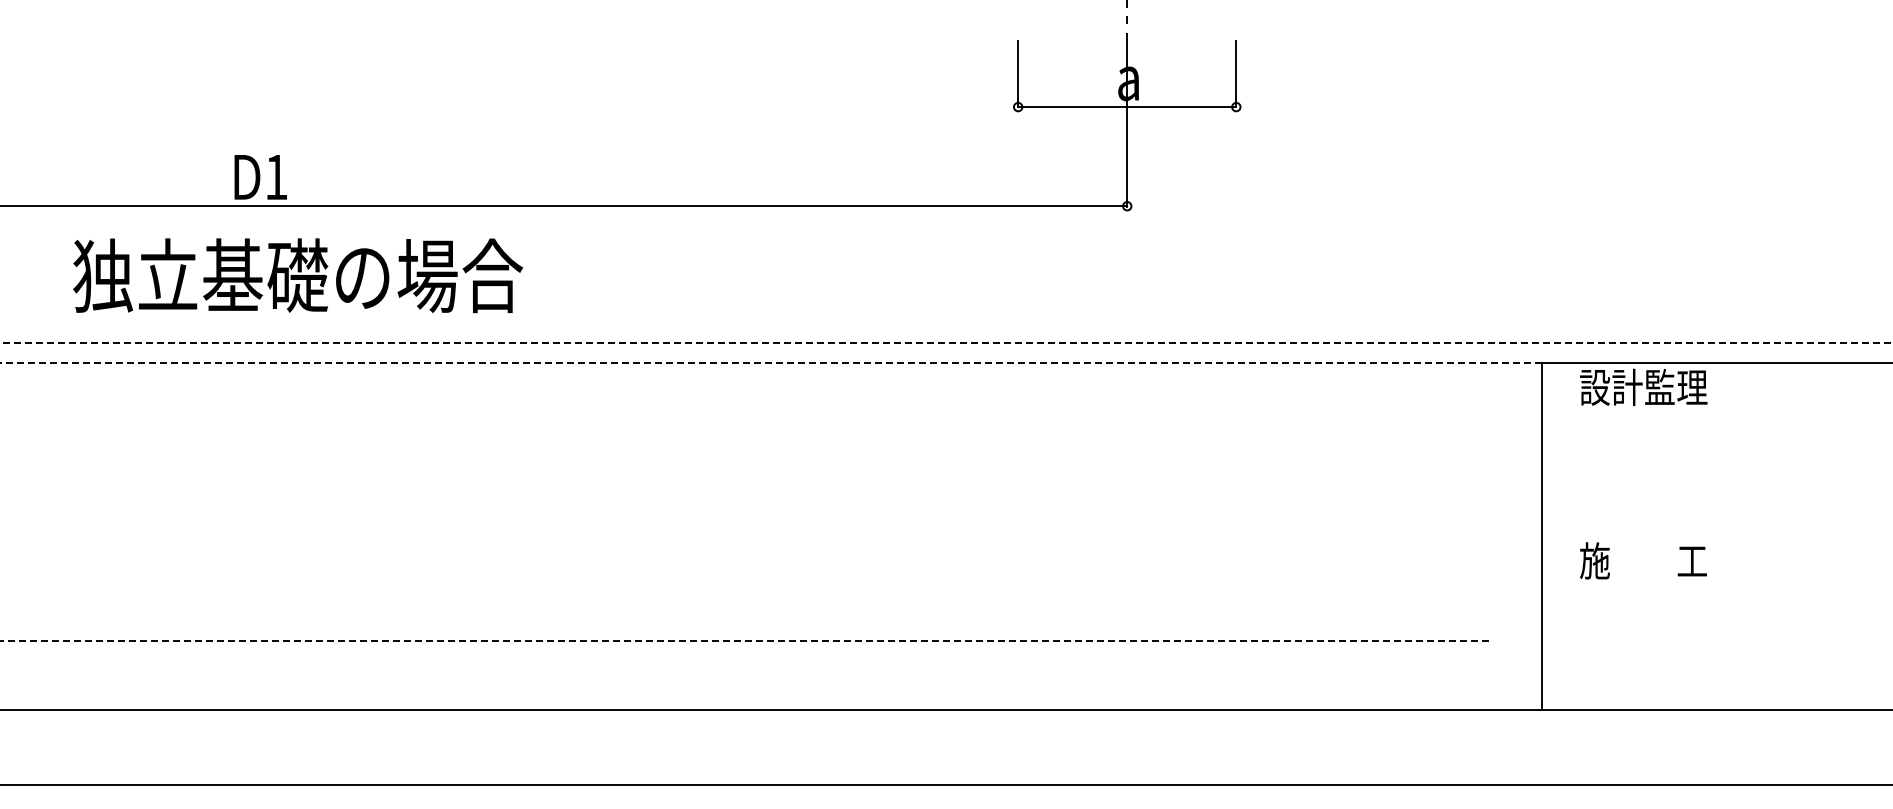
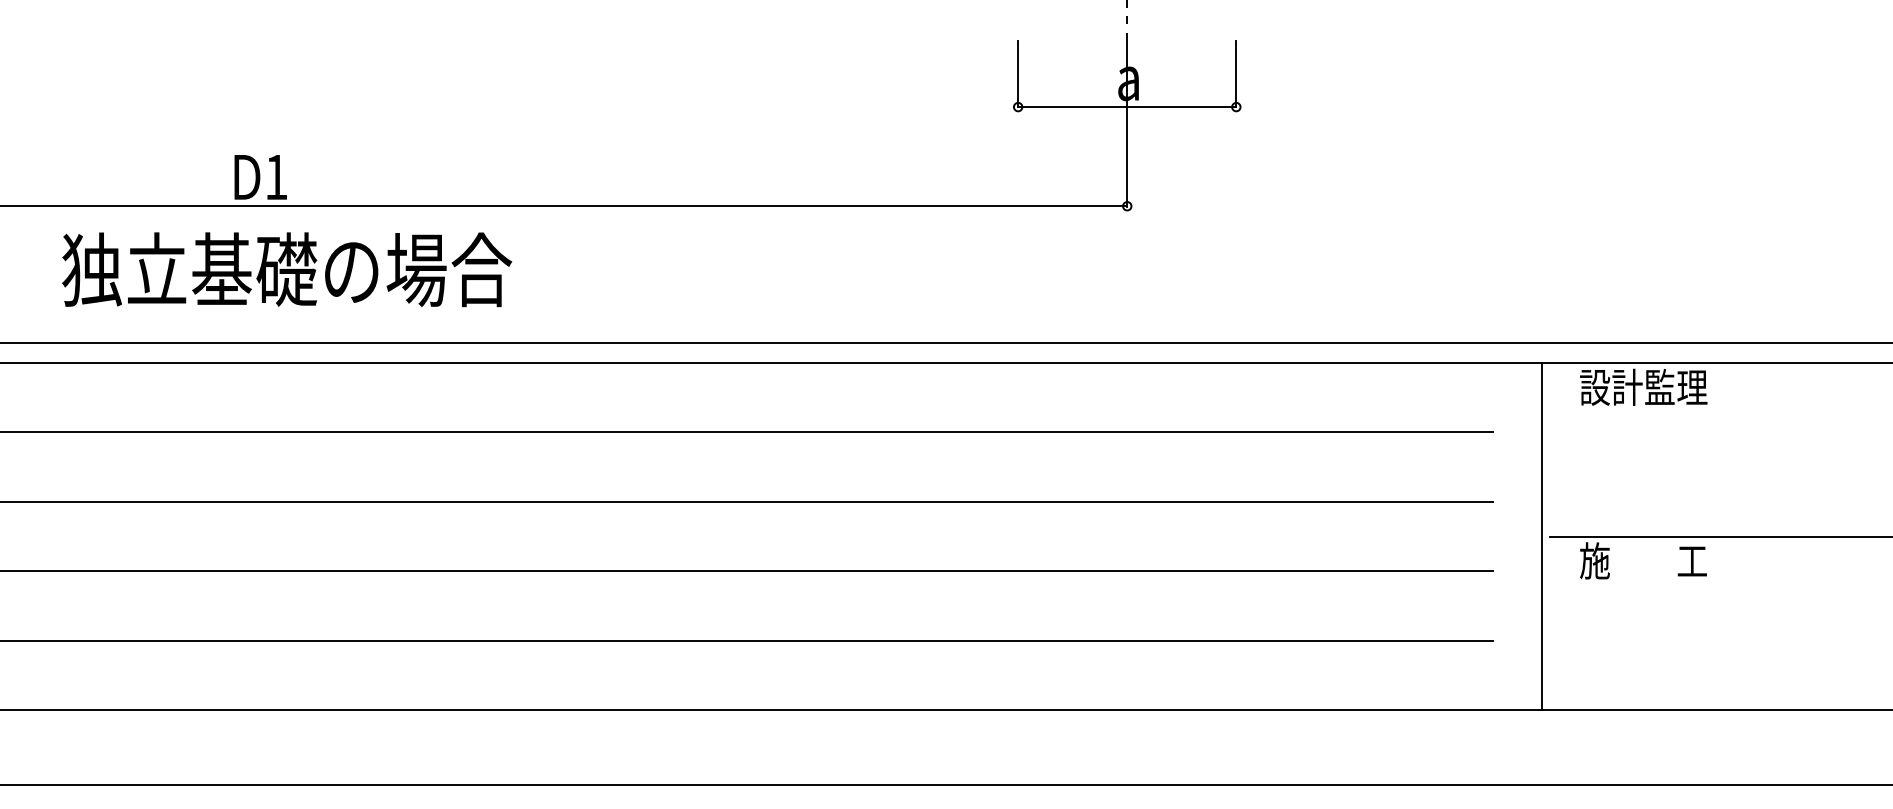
text position: (298, 275) -> (287, 269) (287, 269)
line: dashed -> solid (945, 343)
line: dashed -> solid (771, 363)
line: none -> present (747, 432)
line: none -> present (747, 501)
line: none -> present (1719, 536)
line: none -> present (747, 571)
line: dashed -> solid (747, 640)
